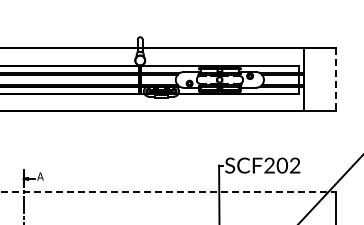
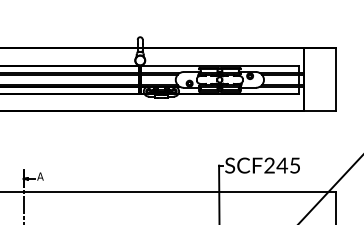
line: dashed -> solid (335, 79)
text: SCF202 -> SCF245 (288, 165)
line: dashed -> solid (168, 191)
